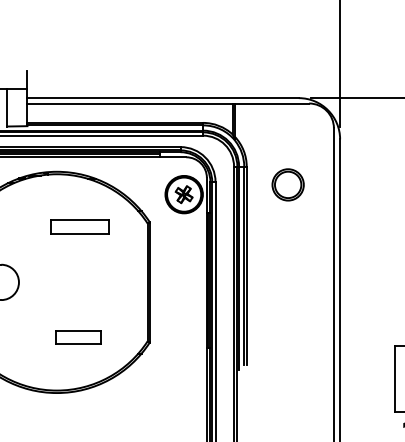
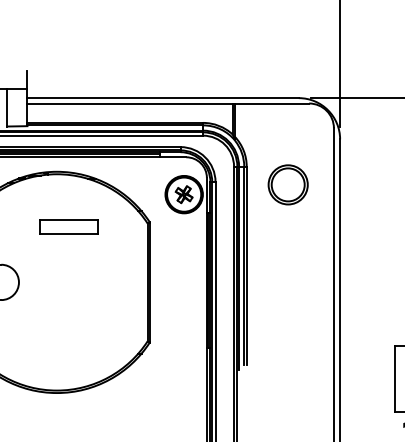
part size: 34x34 px -> 42x42 px (287, 184)
part position: (79, 226) -> (68, 226) (68, 226)
part: present -> none (78, 337)
